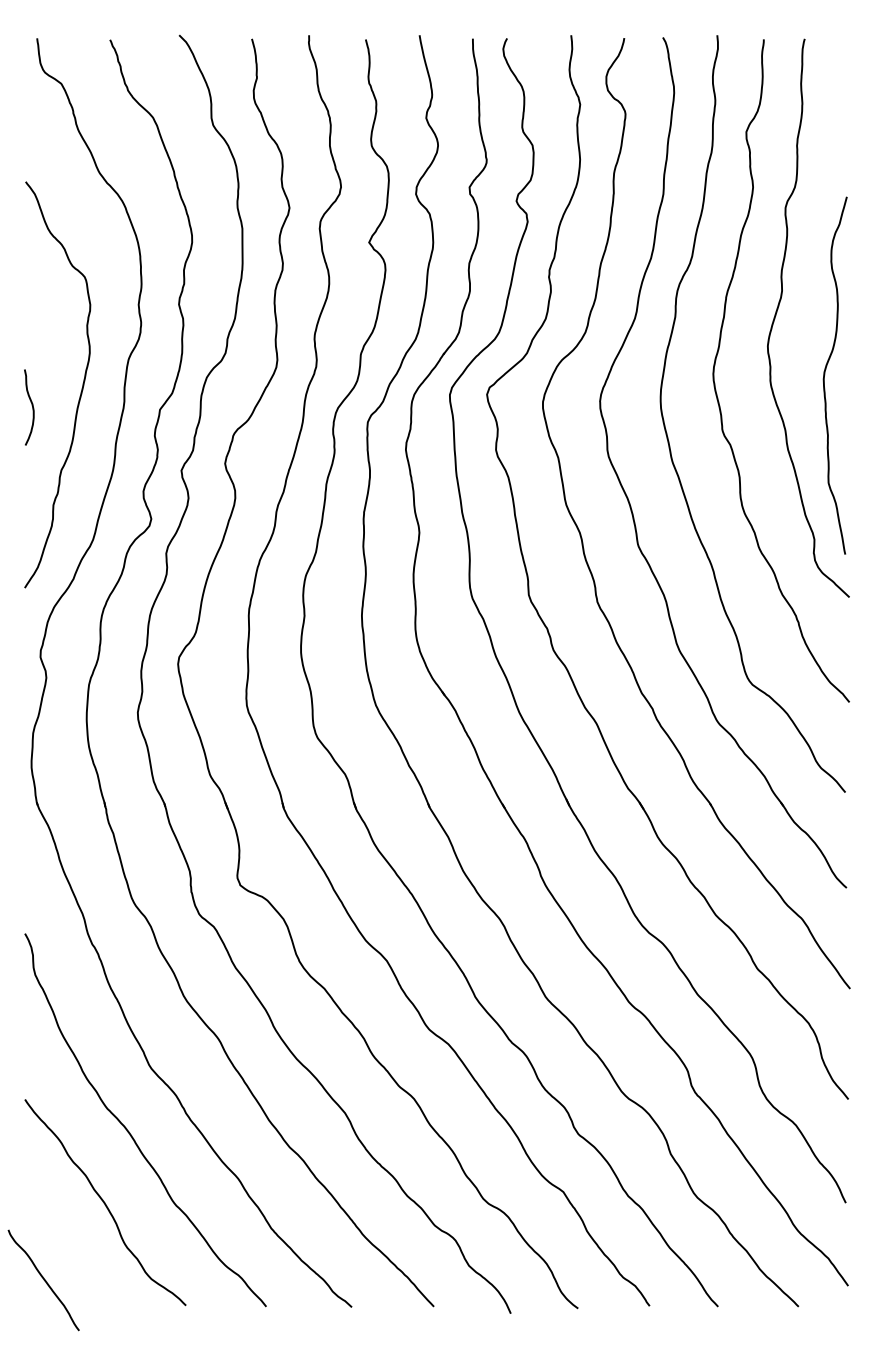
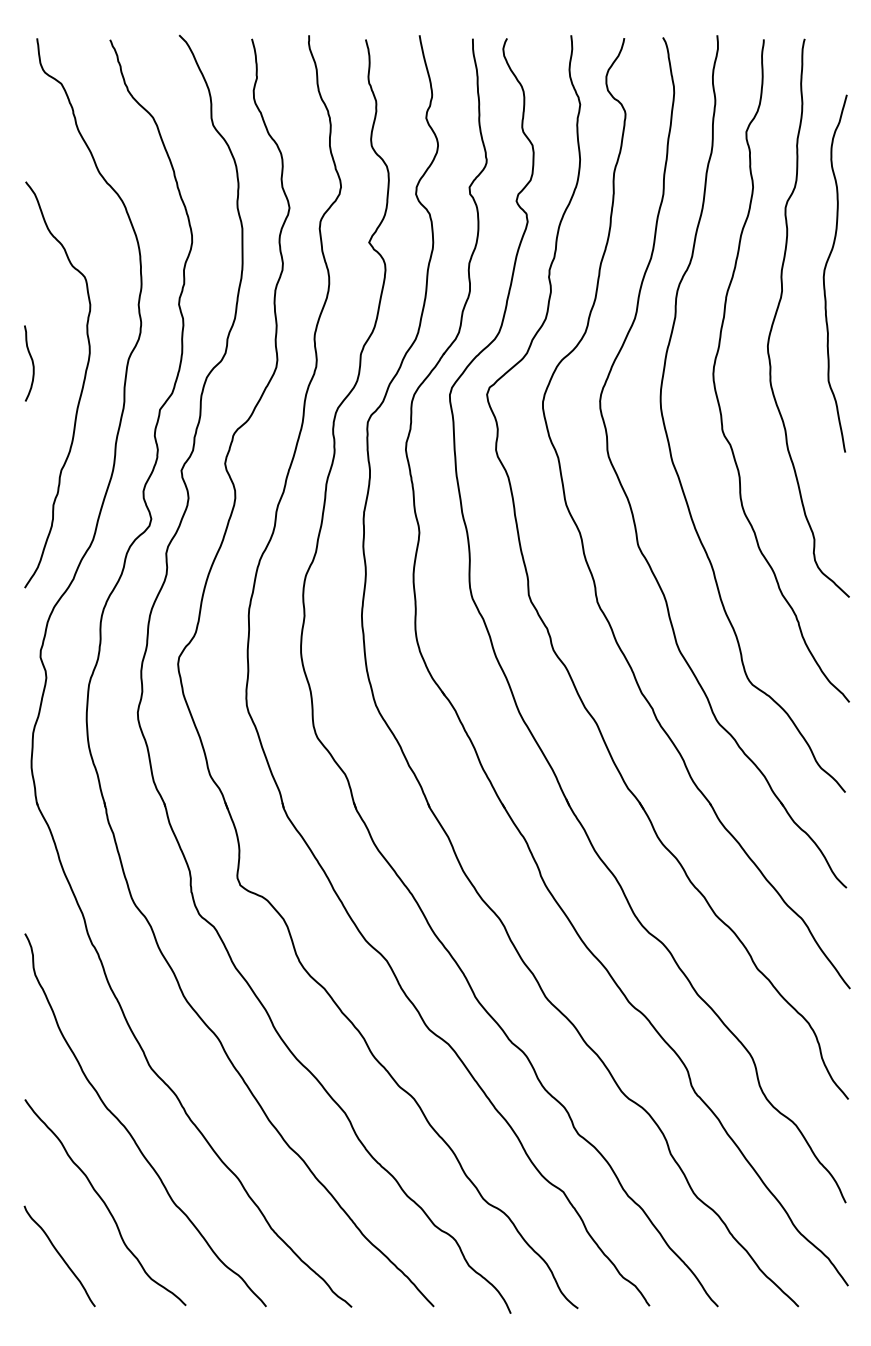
curve position: (825, 375) -> (825, 273) (825, 273)
curve position: (31, 405) -> (31, 361) (31, 361)
curve position: (43, 1280) -> (59, 1256) (59, 1256)
